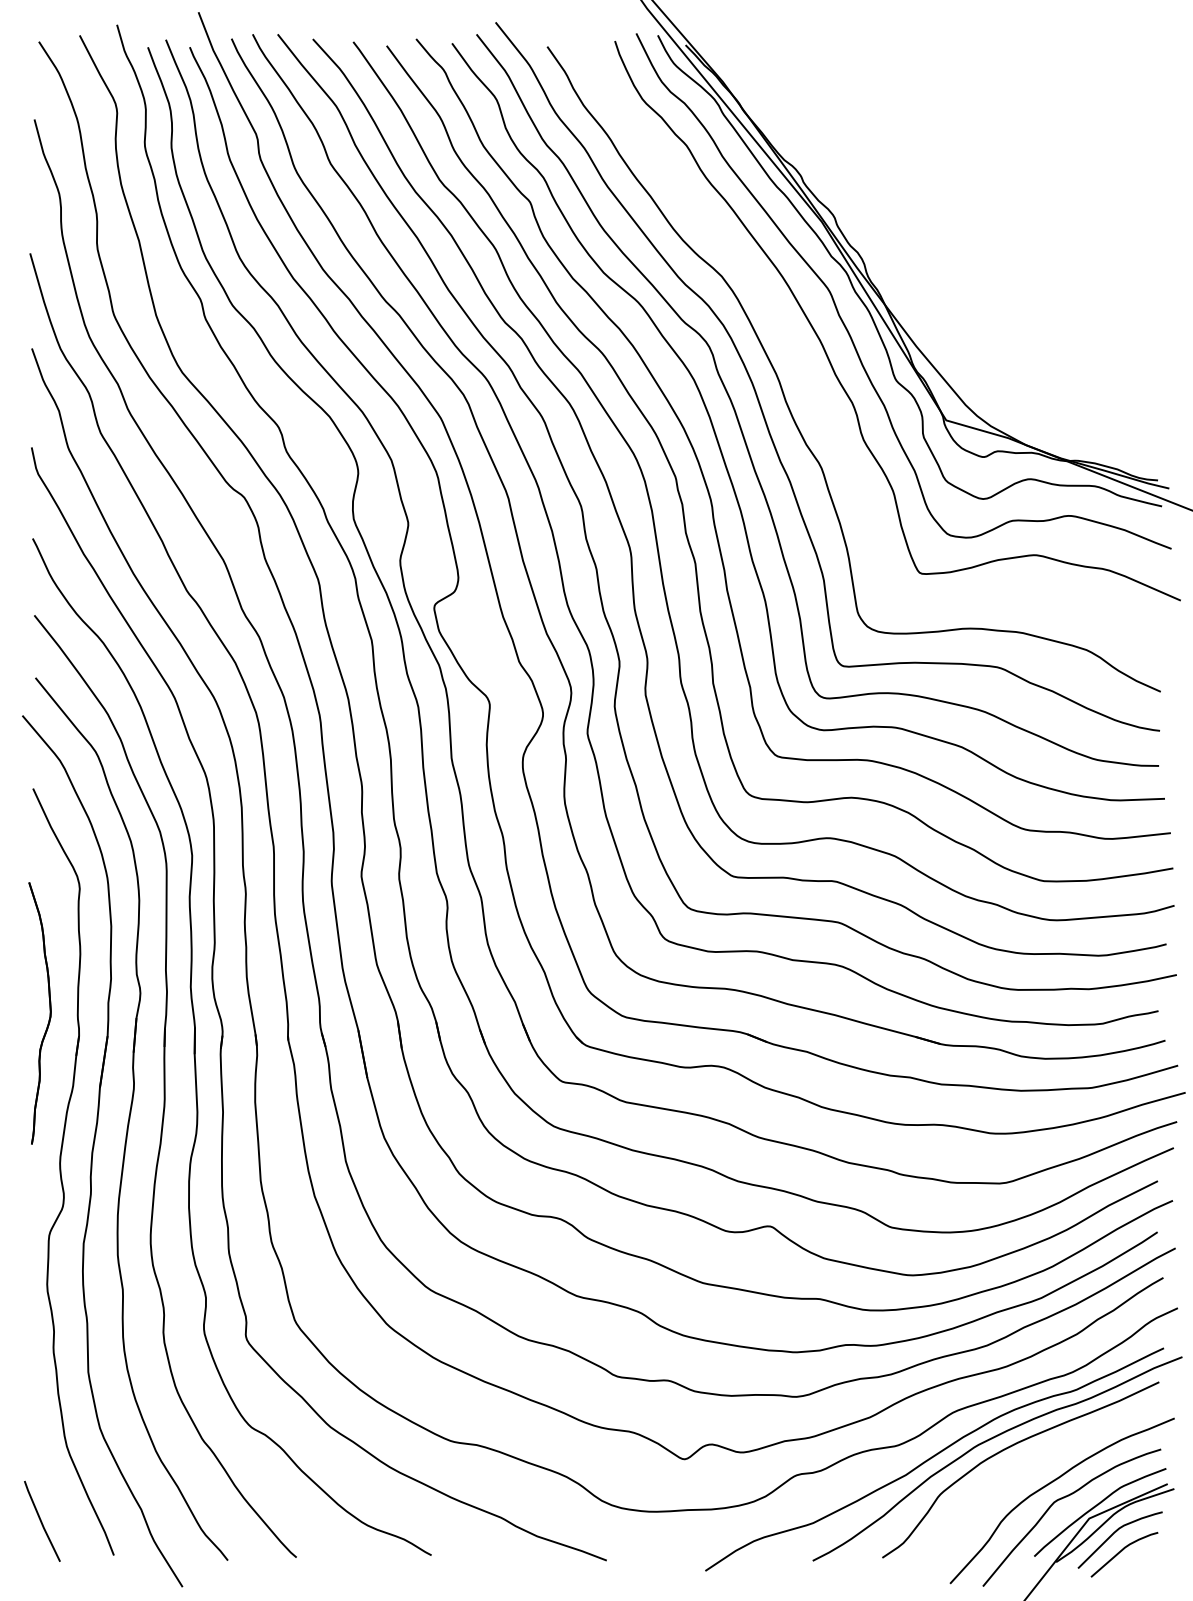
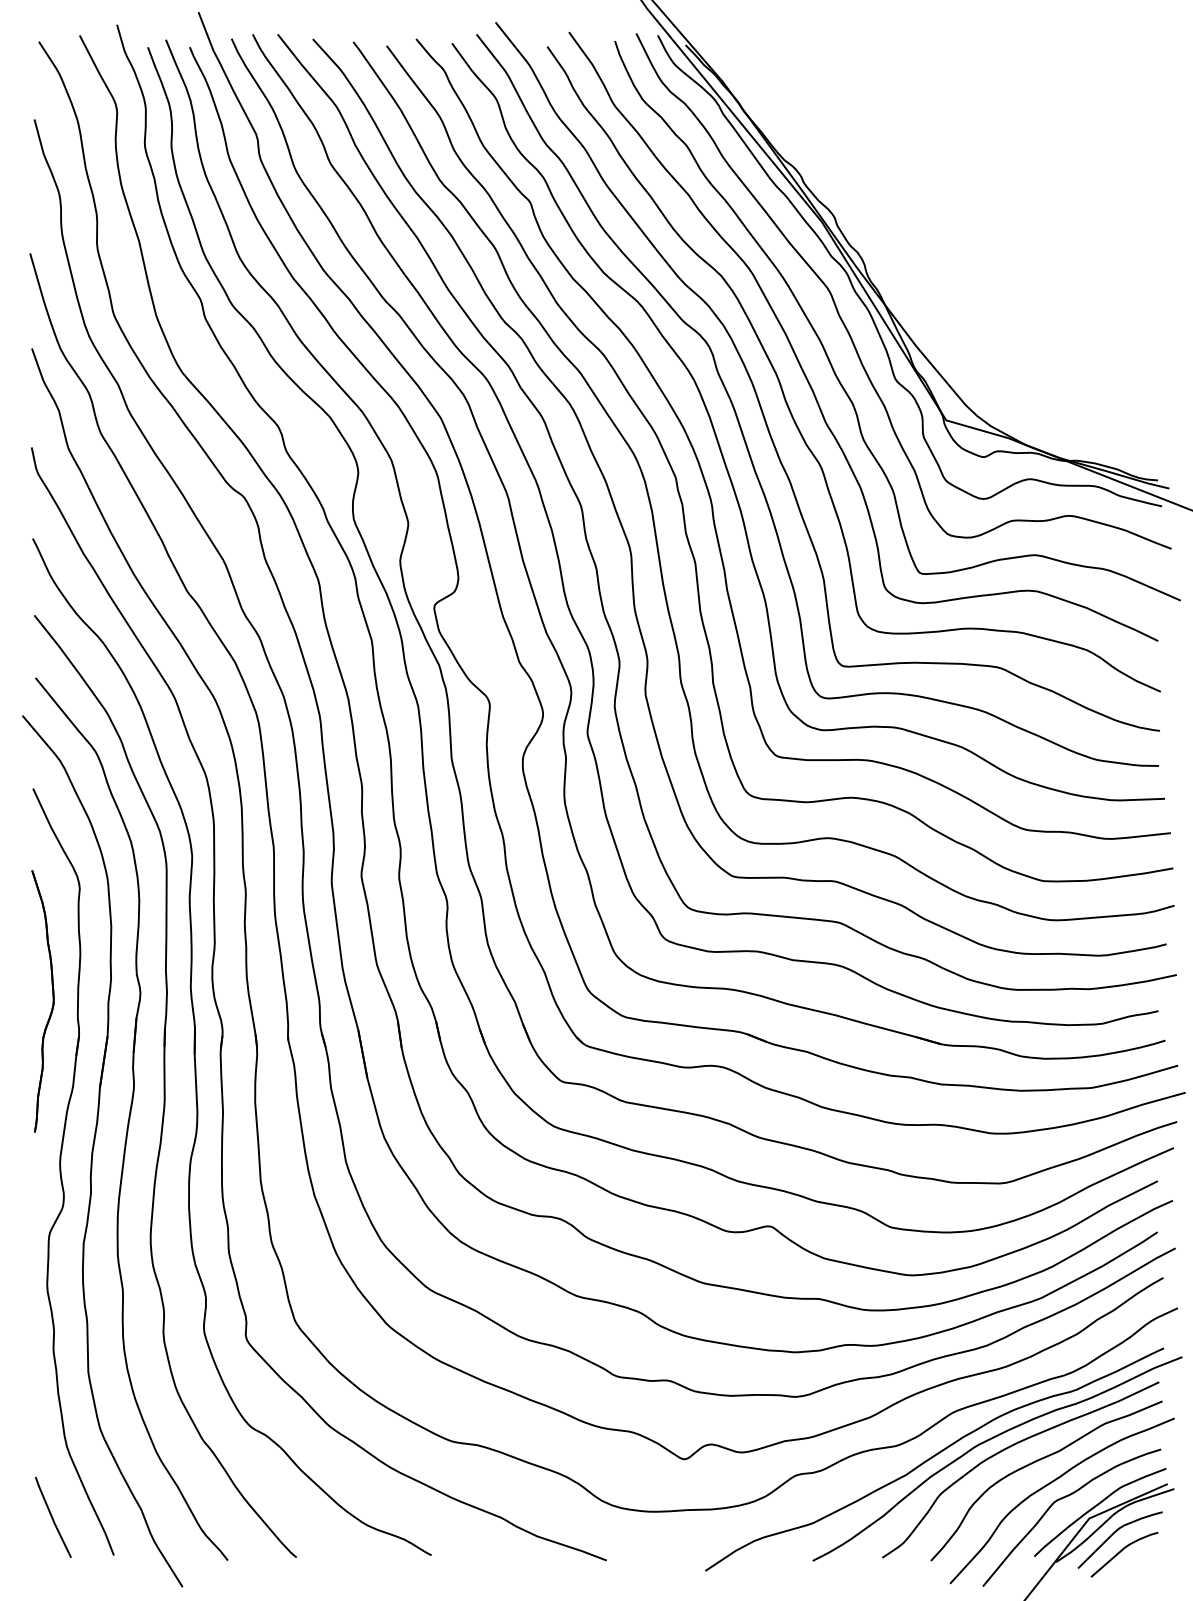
curve: none -> present (802, 367)
part position: (49, 1013) -> (52, 1001) (52, 1001)
curve: none -> present (1036, 1462)
line position: (41, 1520) -> (52, 1516) (52, 1516)
